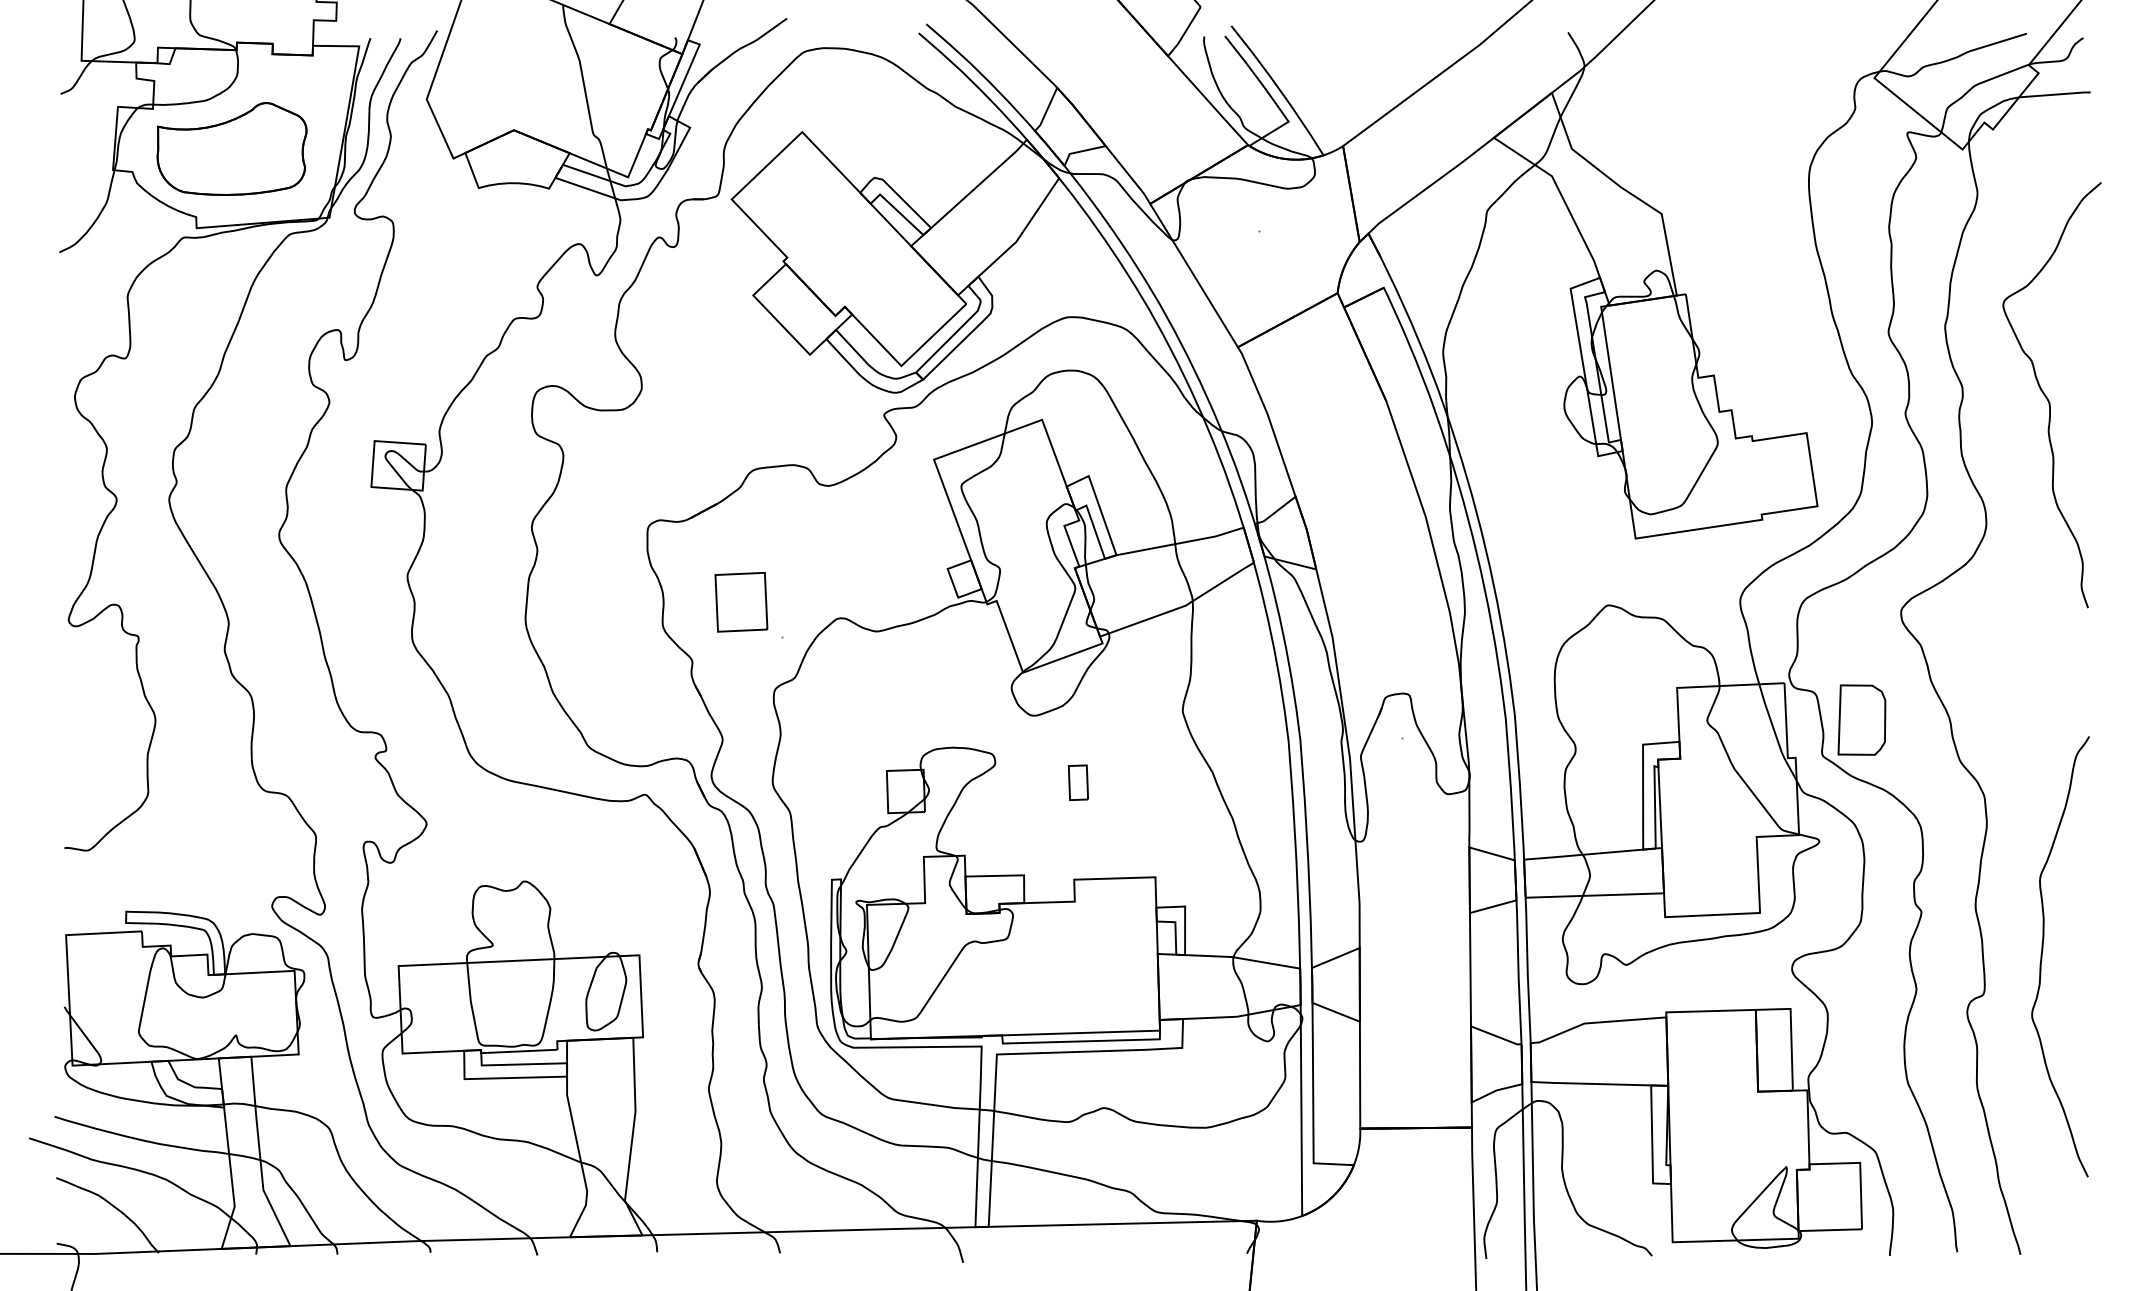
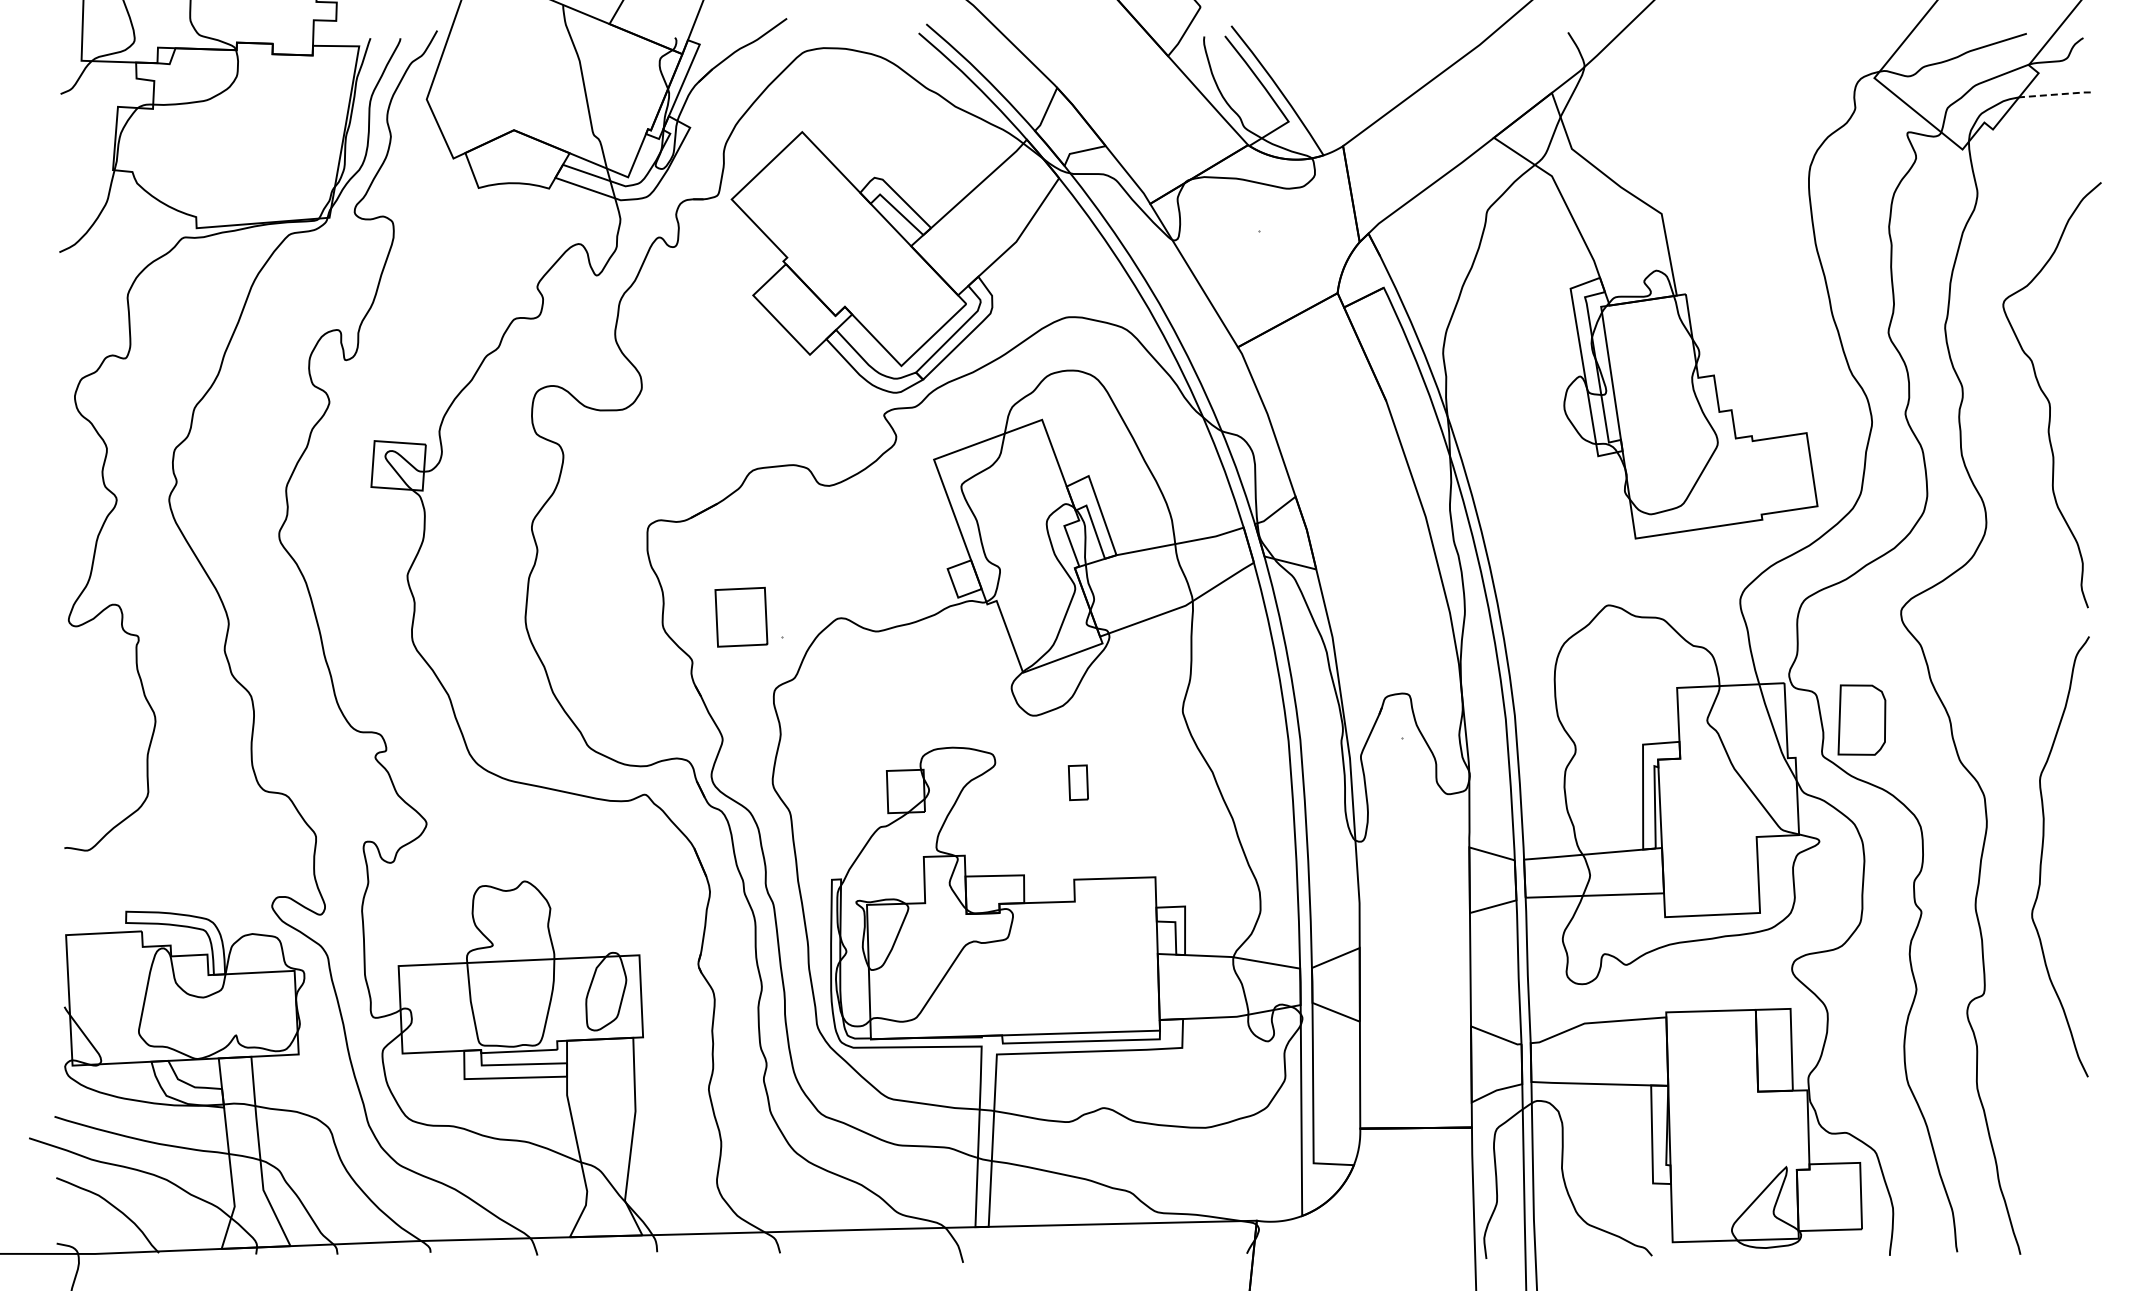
line: solid -> dashed (2054, 94)
part: present -> none (231, 148)
part position: (741, 601) -> (741, 616) (741, 616)
curve position: (2042, 956) -> (2042, 856) (2042, 856)
